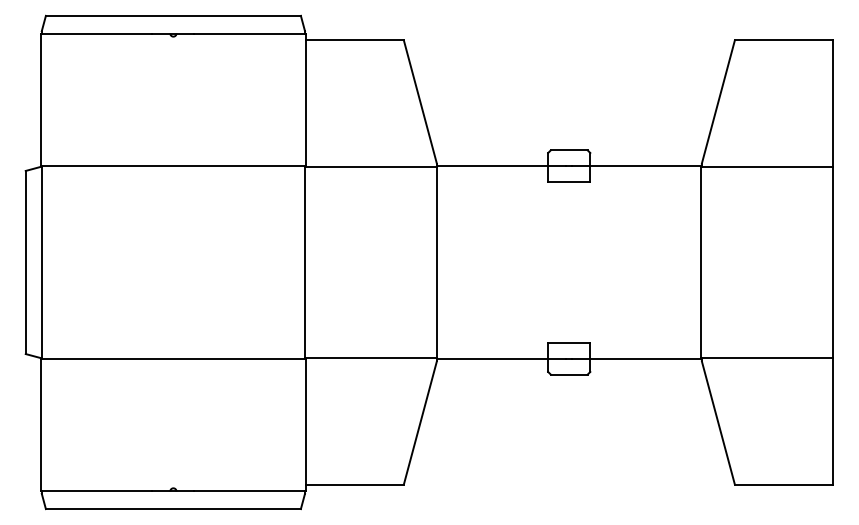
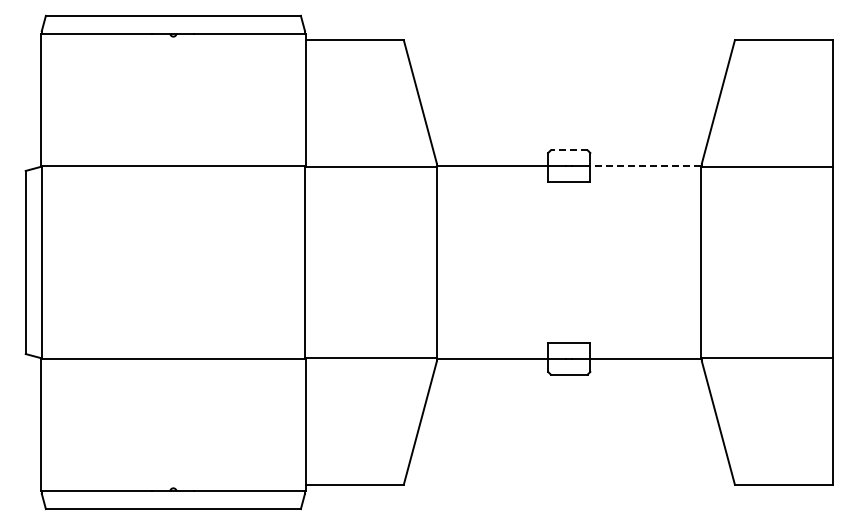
line: solid -> dashed (568, 150)
line: solid -> dashed (645, 166)
